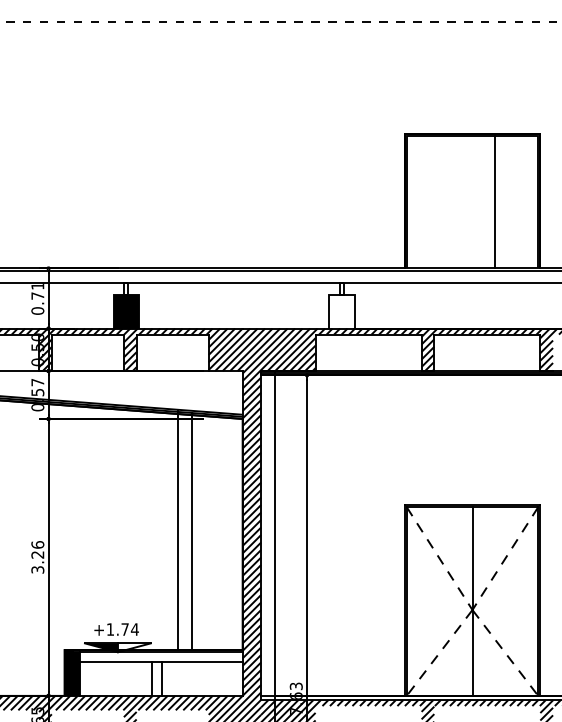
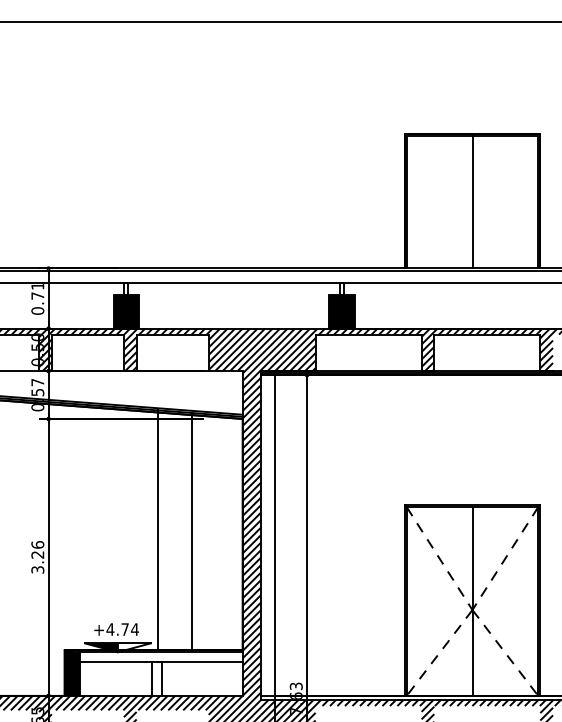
line: dashed -> solid (281, 21)
line position: (494, 200) -> (472, 200) (472, 200)
fill: none -> present (341, 311)
line position: (177, 530) -> (157, 530) (157, 530)
text: +1.74 -> +4.74 (110, 629)
